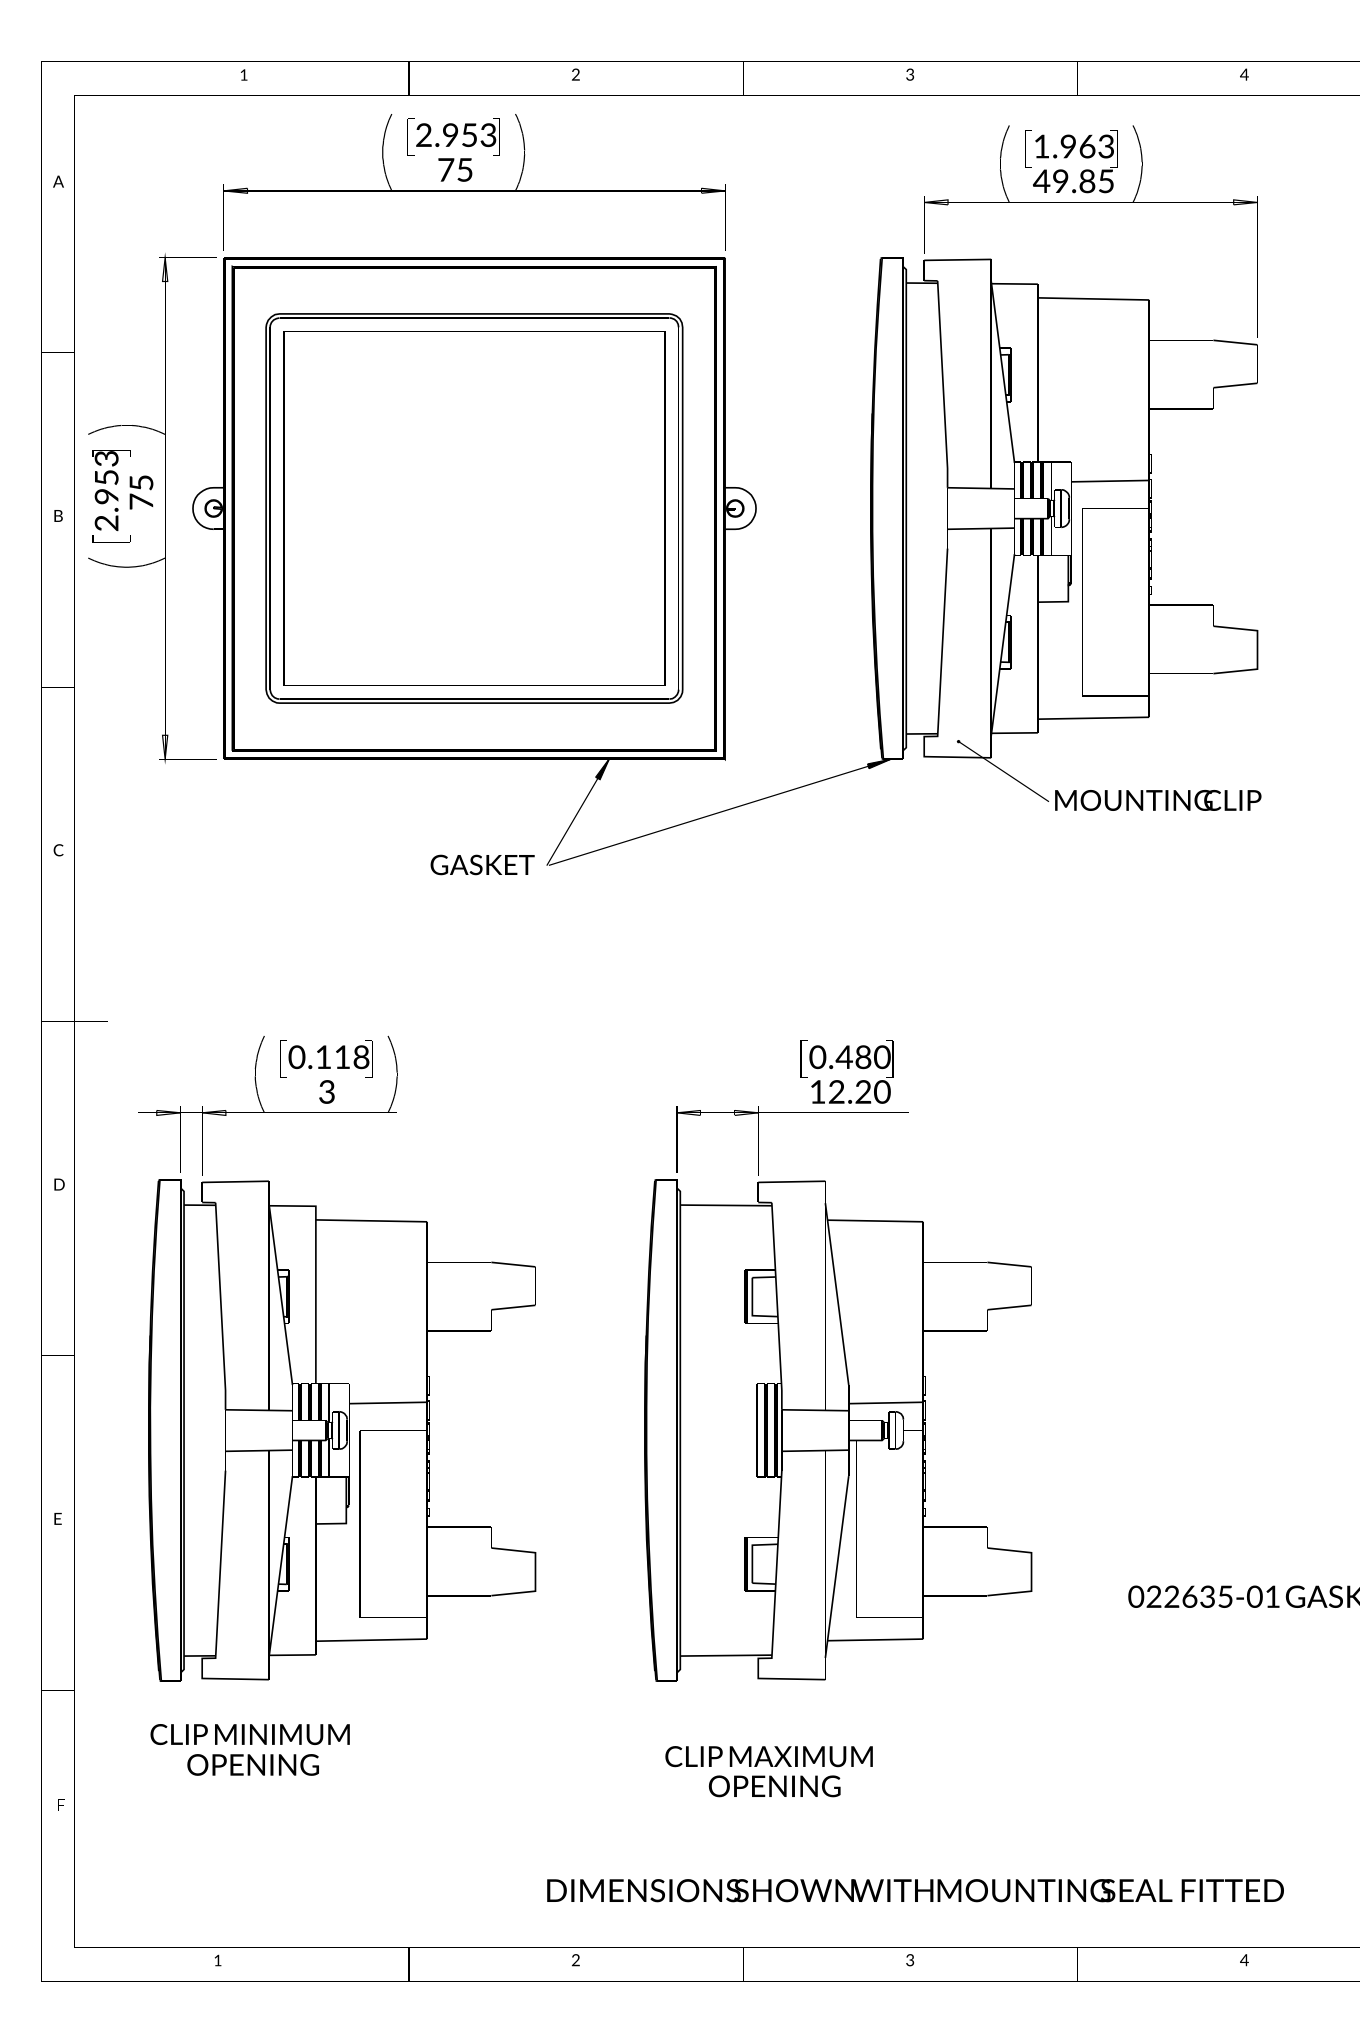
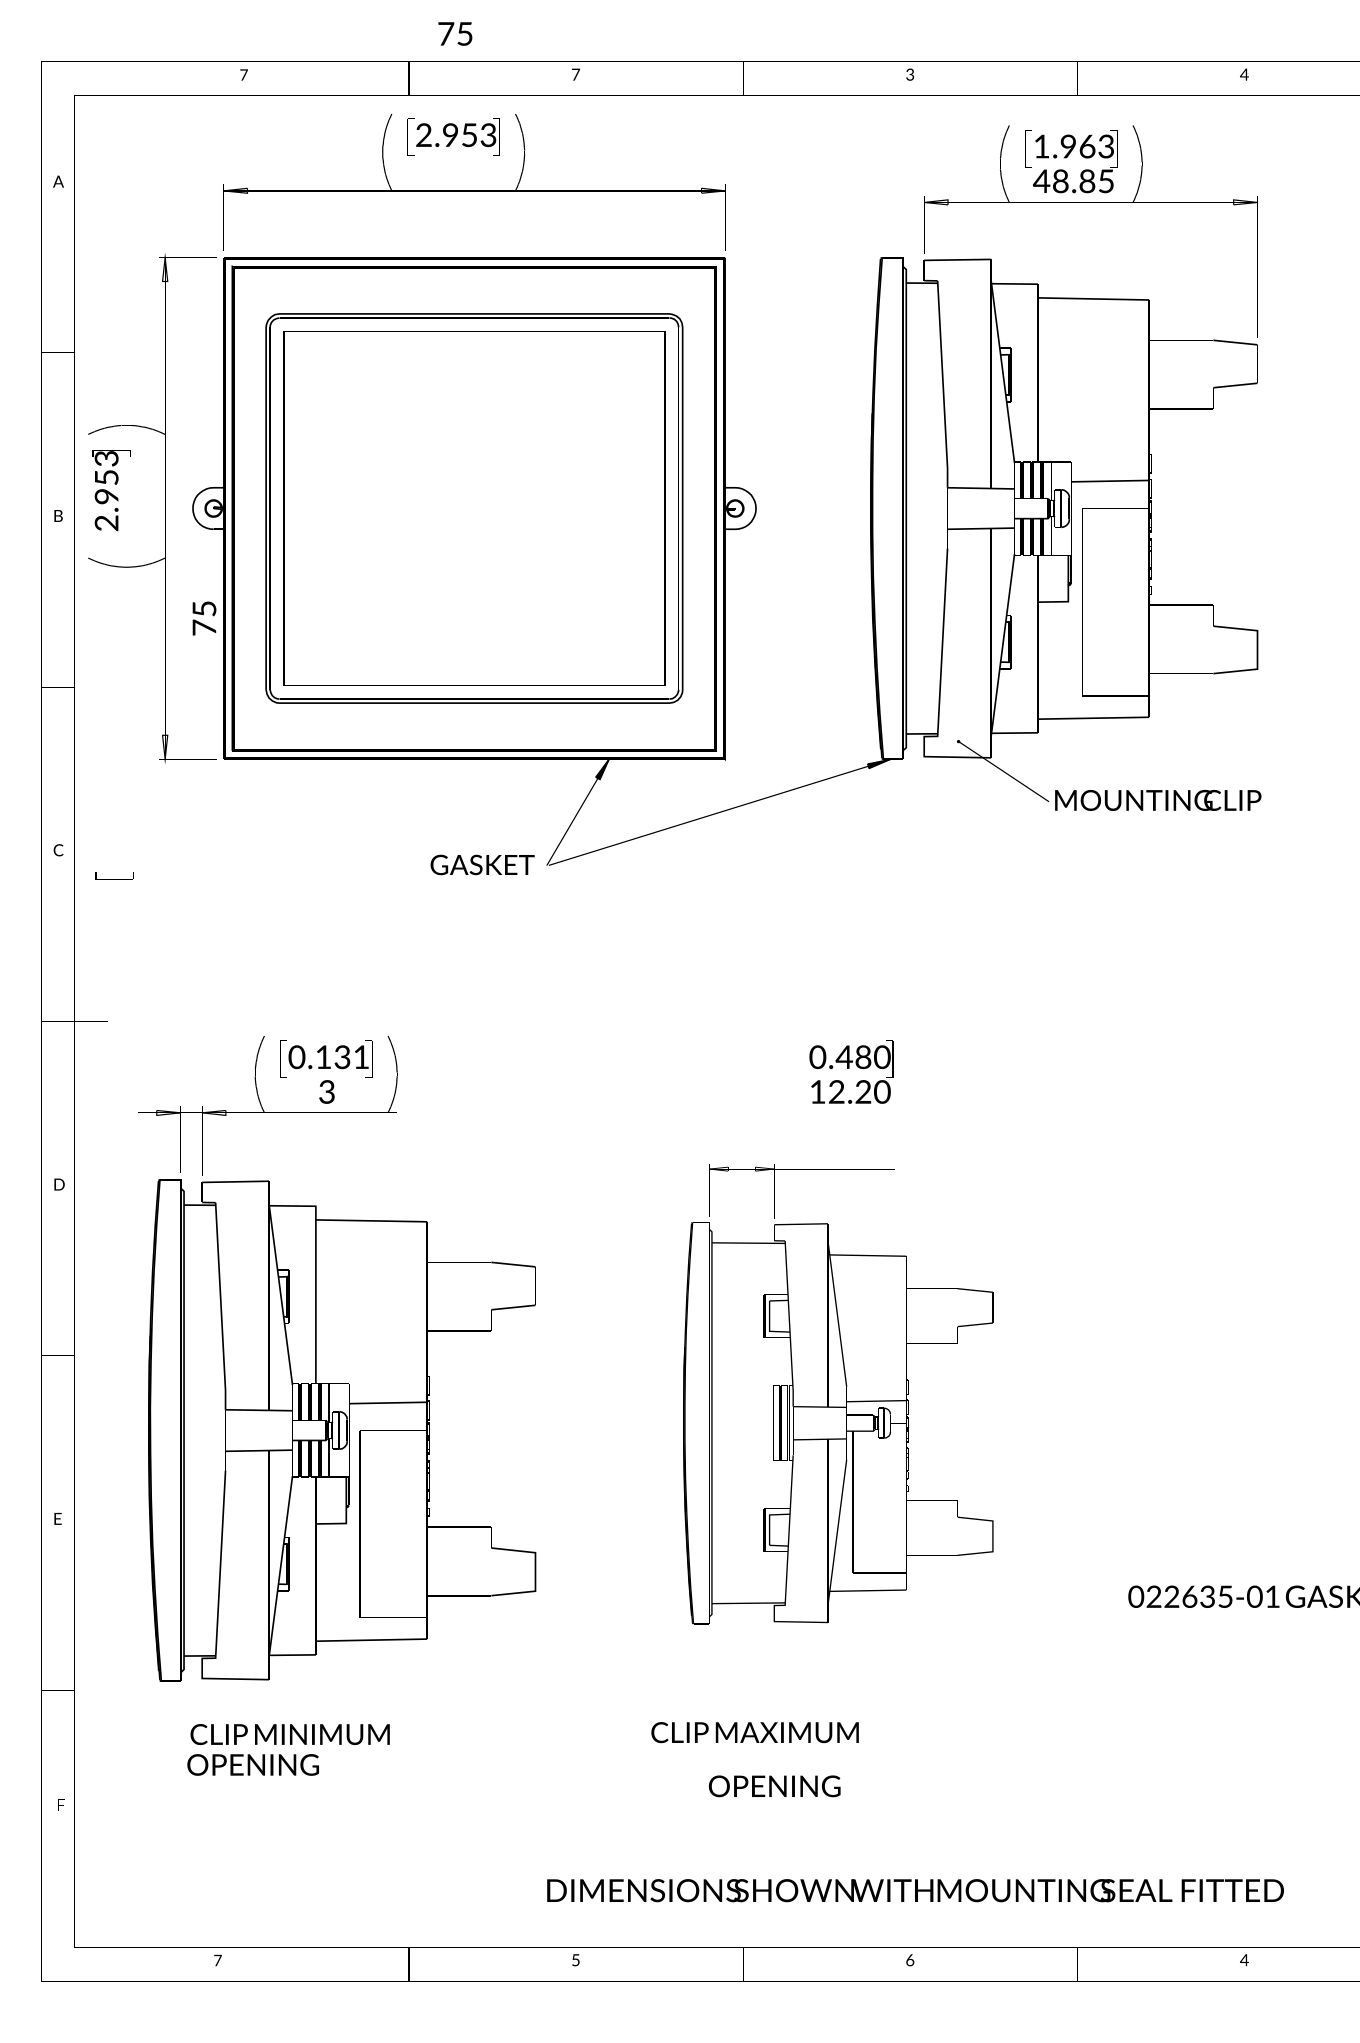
text: 1 -> 7 (243, 74)
text: 2 -> 7 (575, 74)
text position: (455, 169) -> (455, 33) (455, 33)
text: 49.85 -> 48.85 (1060, 182)
text position: (141, 492) -> (204, 618) (204, 618)
part position: (111, 538) -> (114, 875) (114, 875)
text: 0.118 -> 0.131 (351, 1057)
line: present -> none (801, 1058)
part size: 389x576 px -> 311x461 px (838, 1394)
text position: (249, 1734) -> (289, 1734) (289, 1734)
text position: (768, 1756) -> (754, 1732) (754, 1732)
text: 3 -> 6 (910, 1959)
text: 1 -> 7 (217, 1960)
text: 2 -> 5 (575, 1960)
